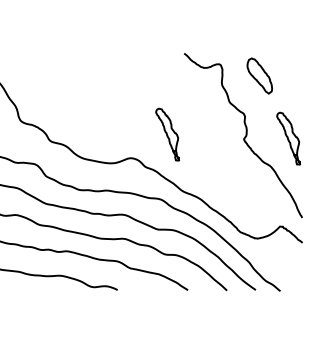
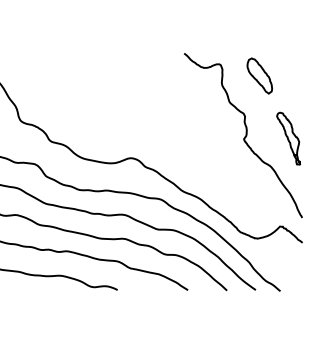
part: present -> none (167, 134)
